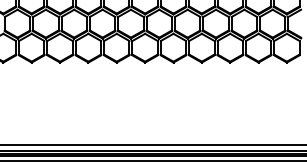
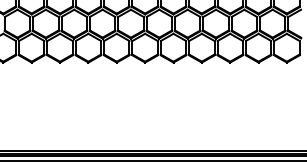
line: present -> none (152, 145)
